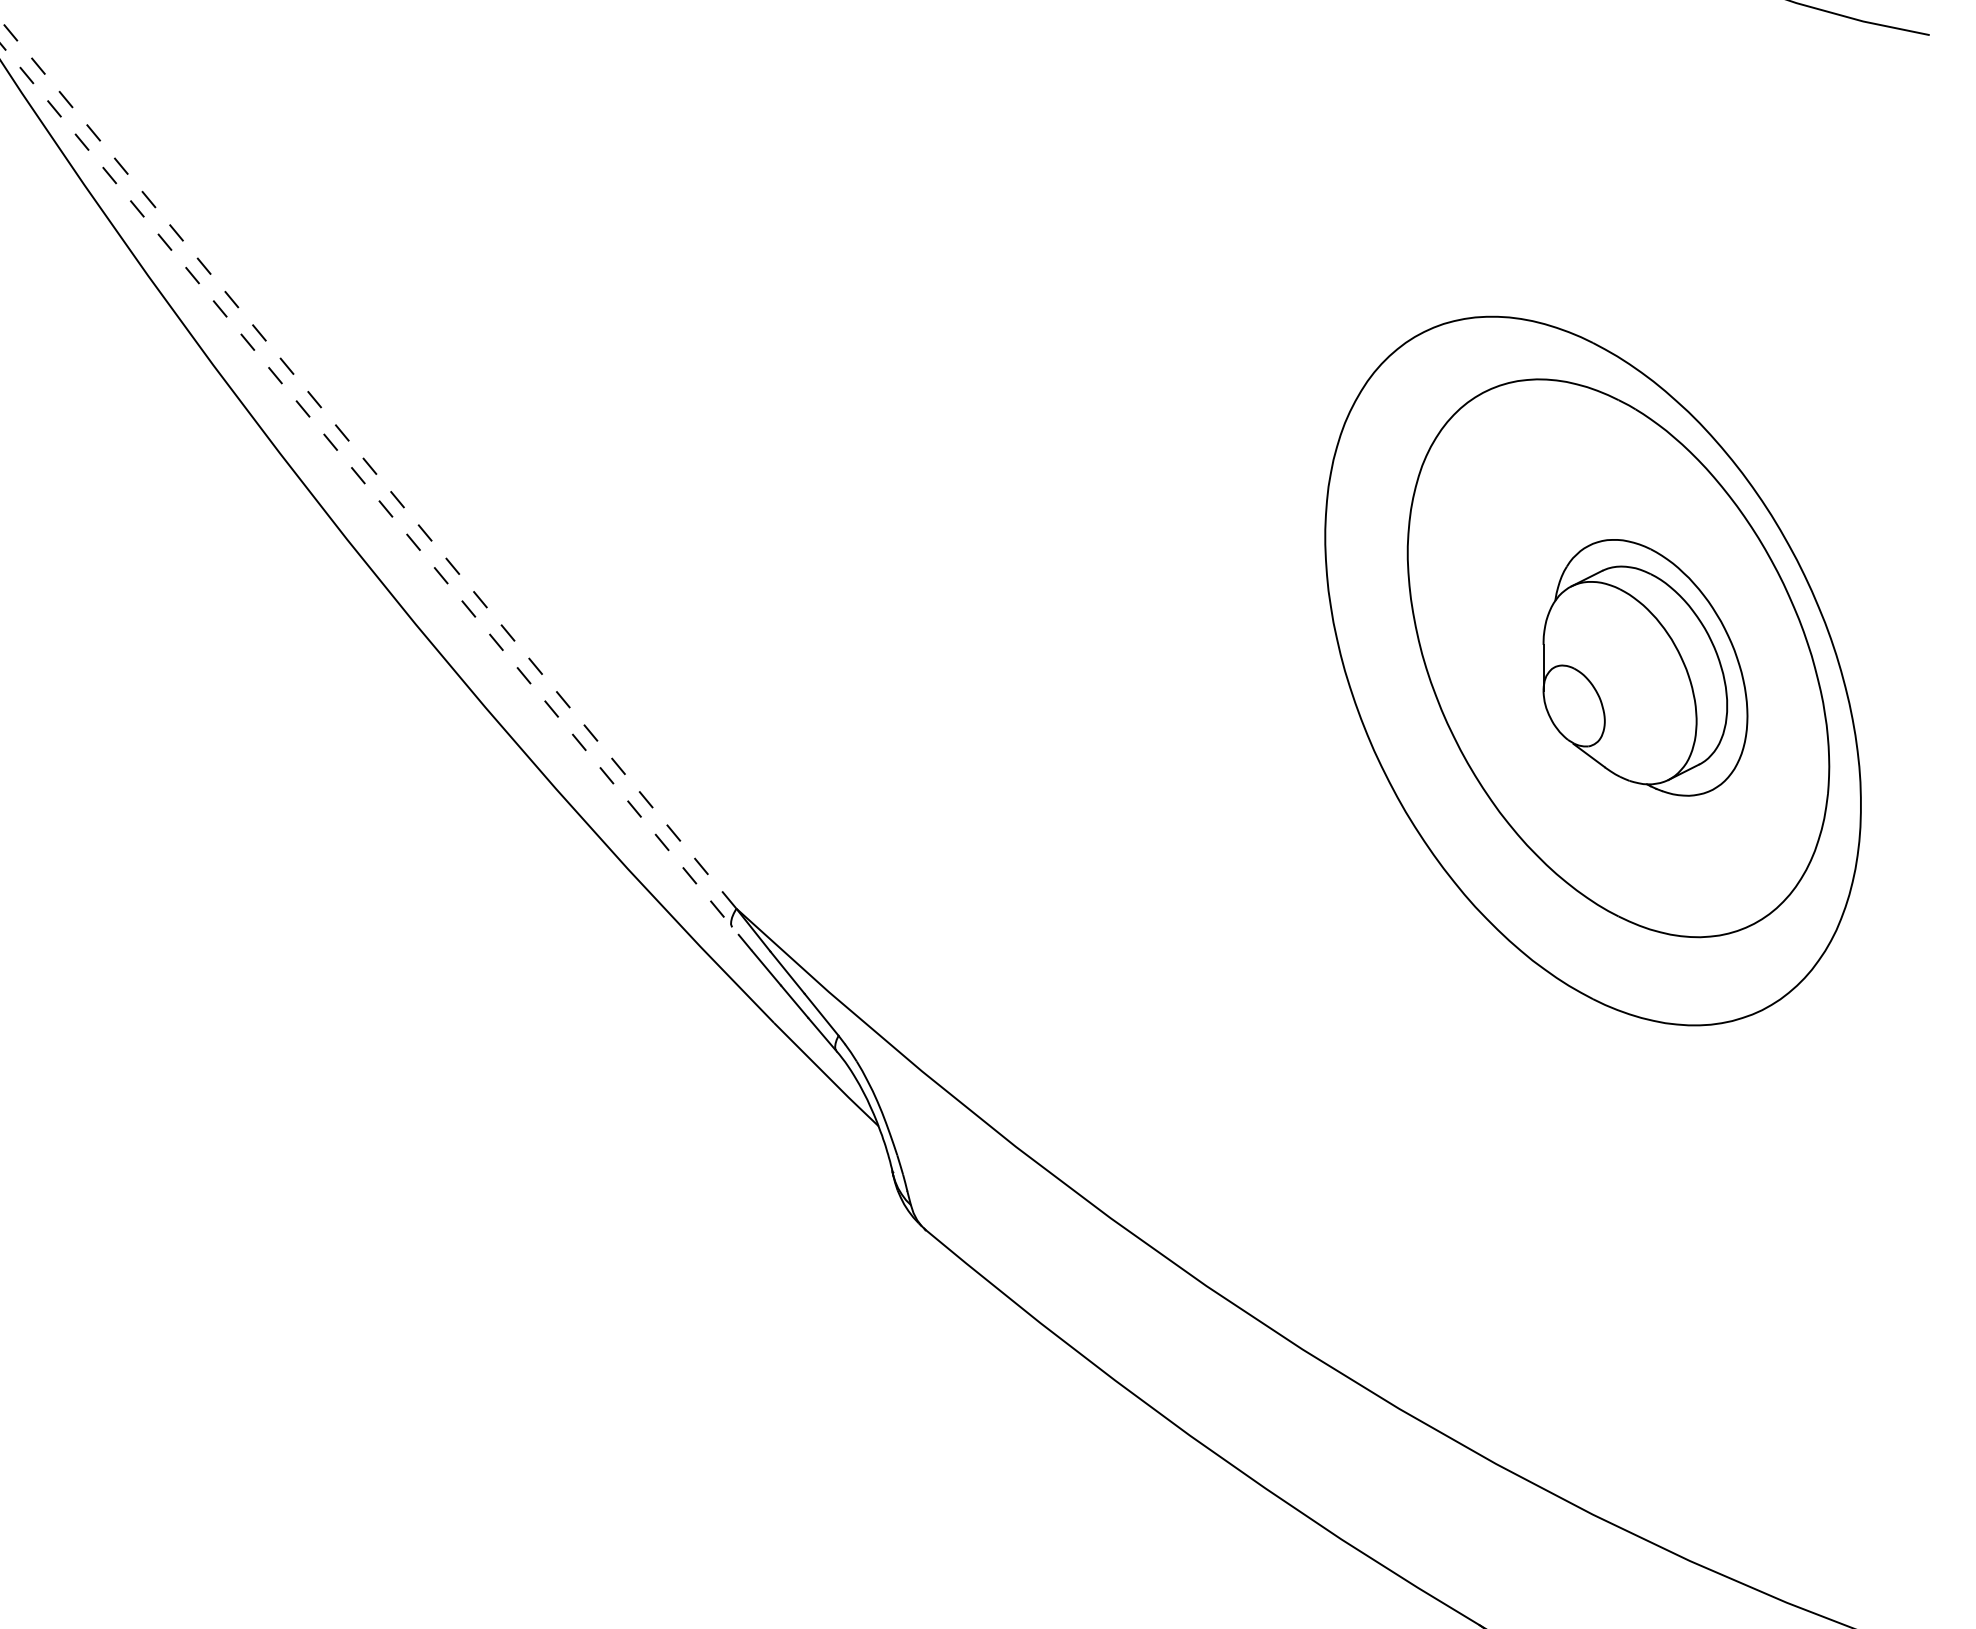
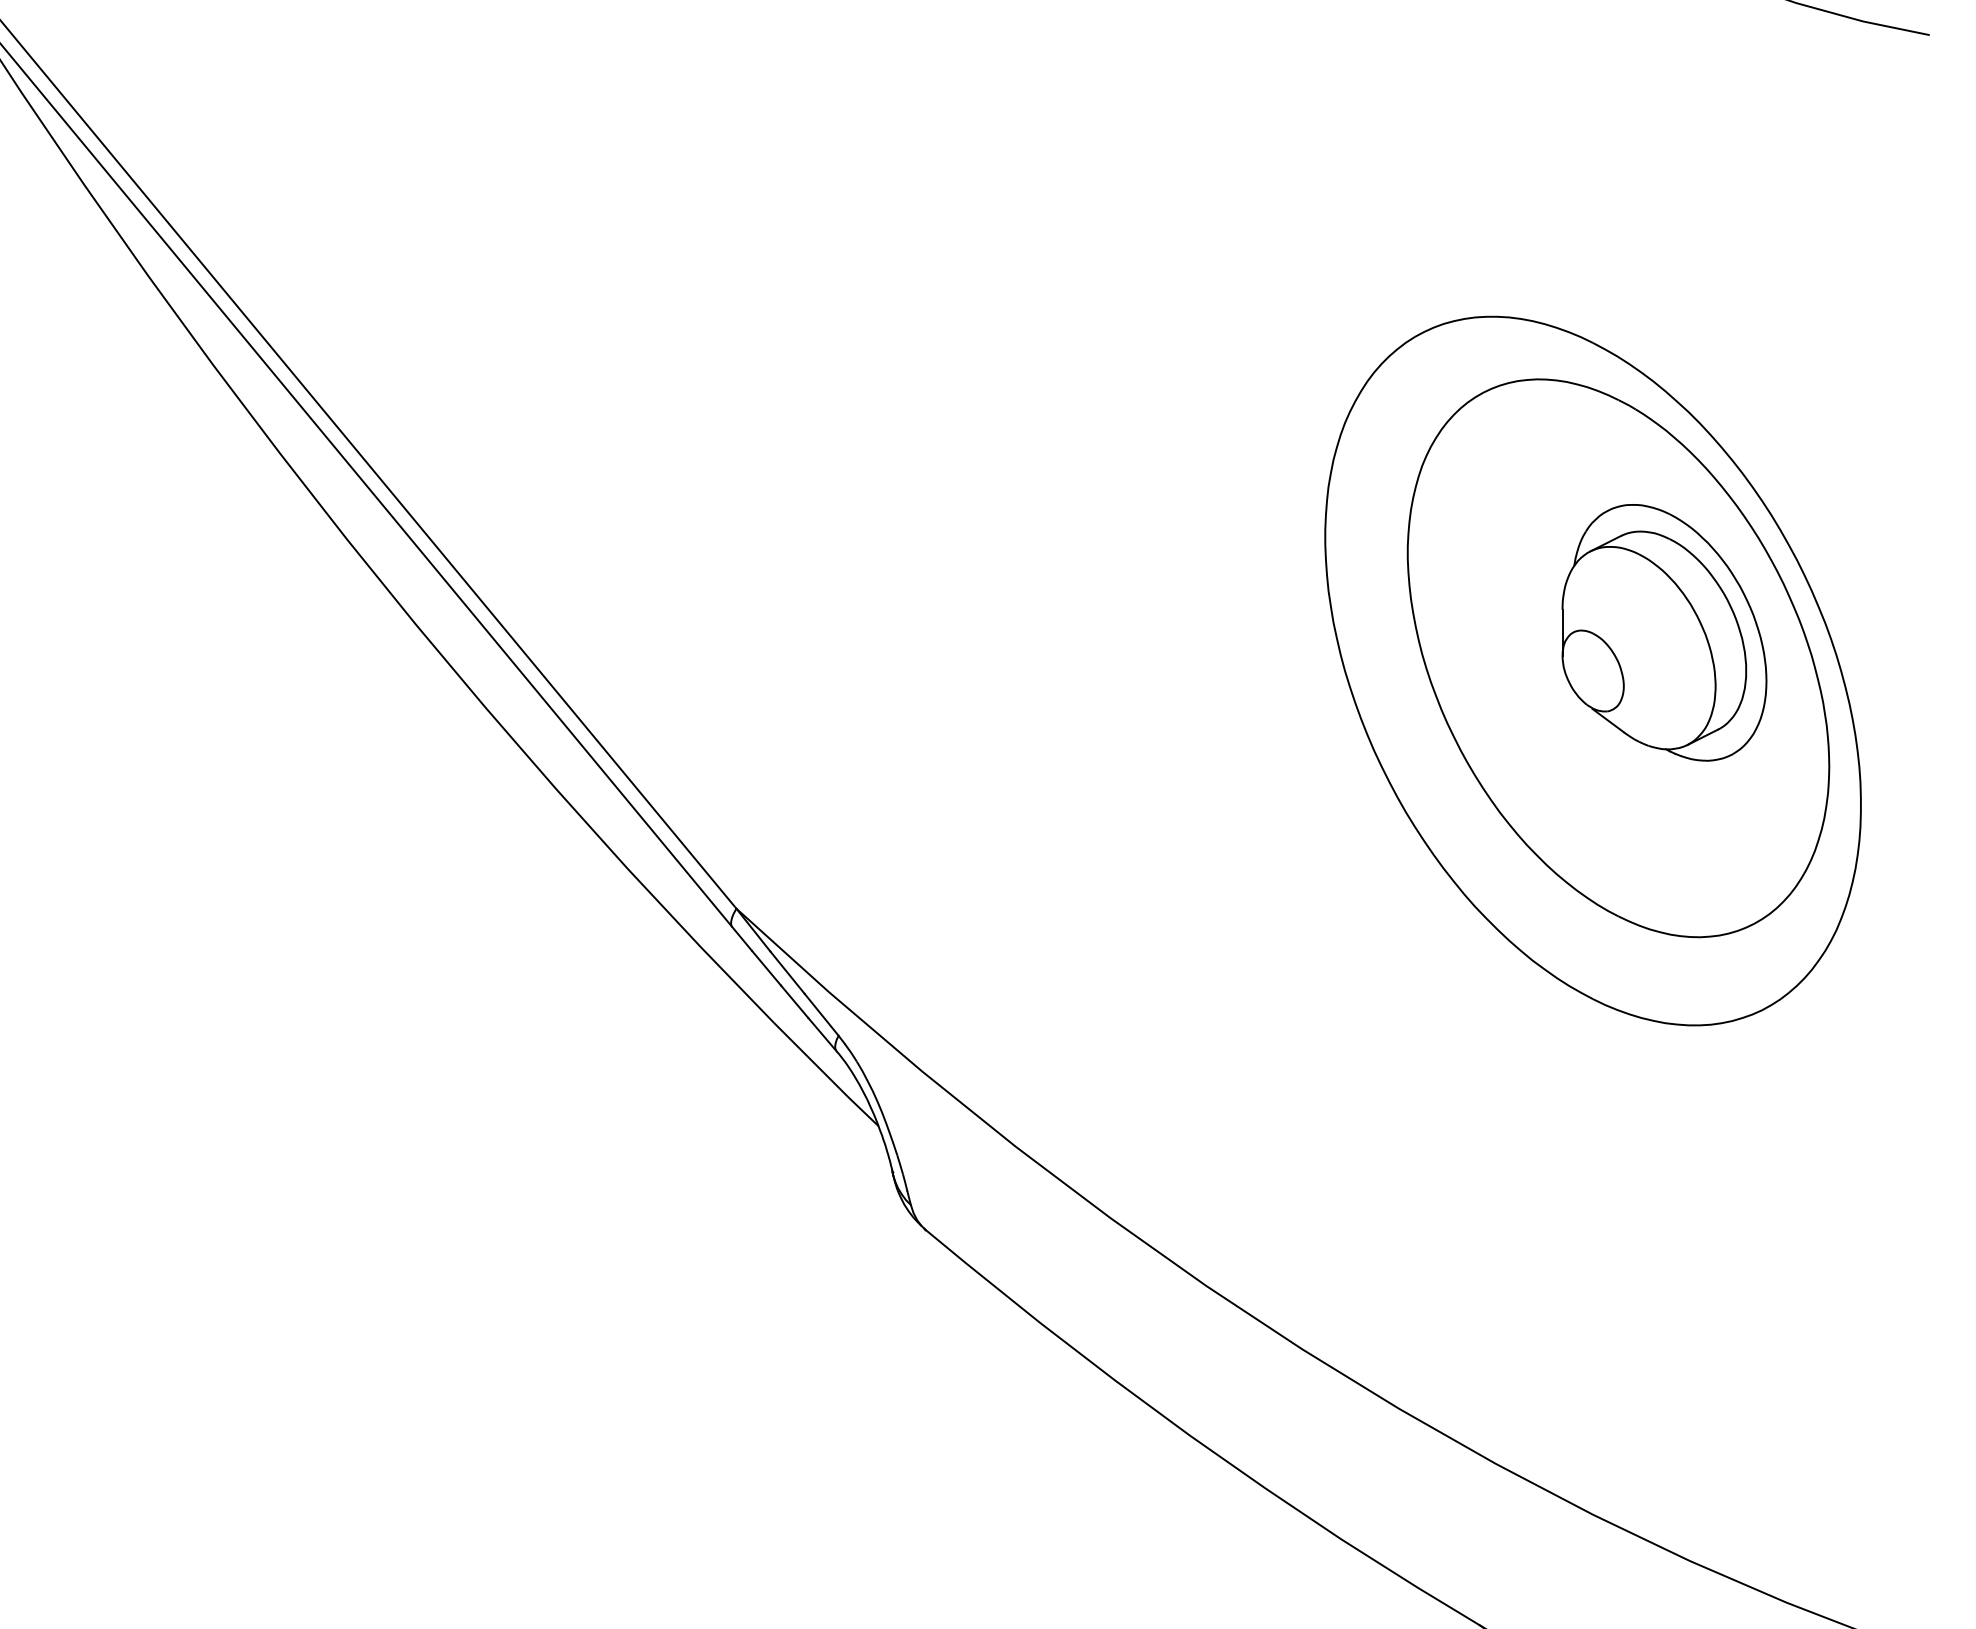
line: dashed -> solid (368, 464)
line: dashed -> solid (376, 497)
part position: (1645, 667) -> (1664, 632) (1664, 632)
